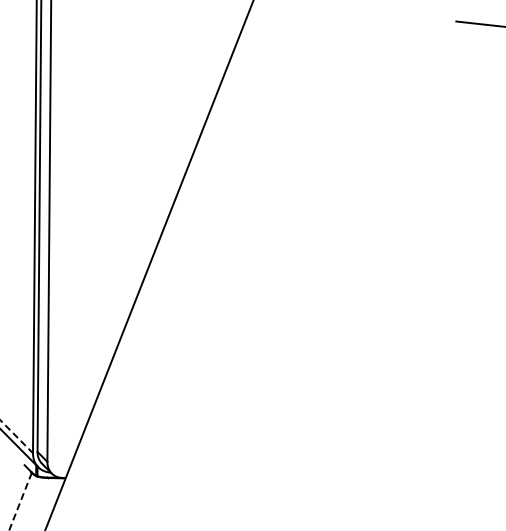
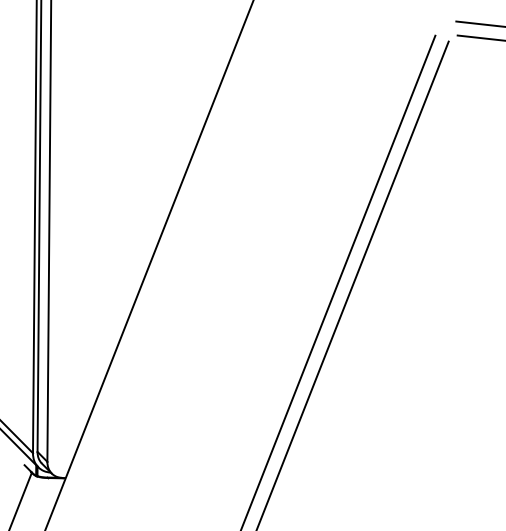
line: none -> present (479, 37)
line: none -> present (338, 281)
line: none -> present (352, 284)
line: dashed -> solid (16, 436)
line: dashed -> solid (20, 501)
